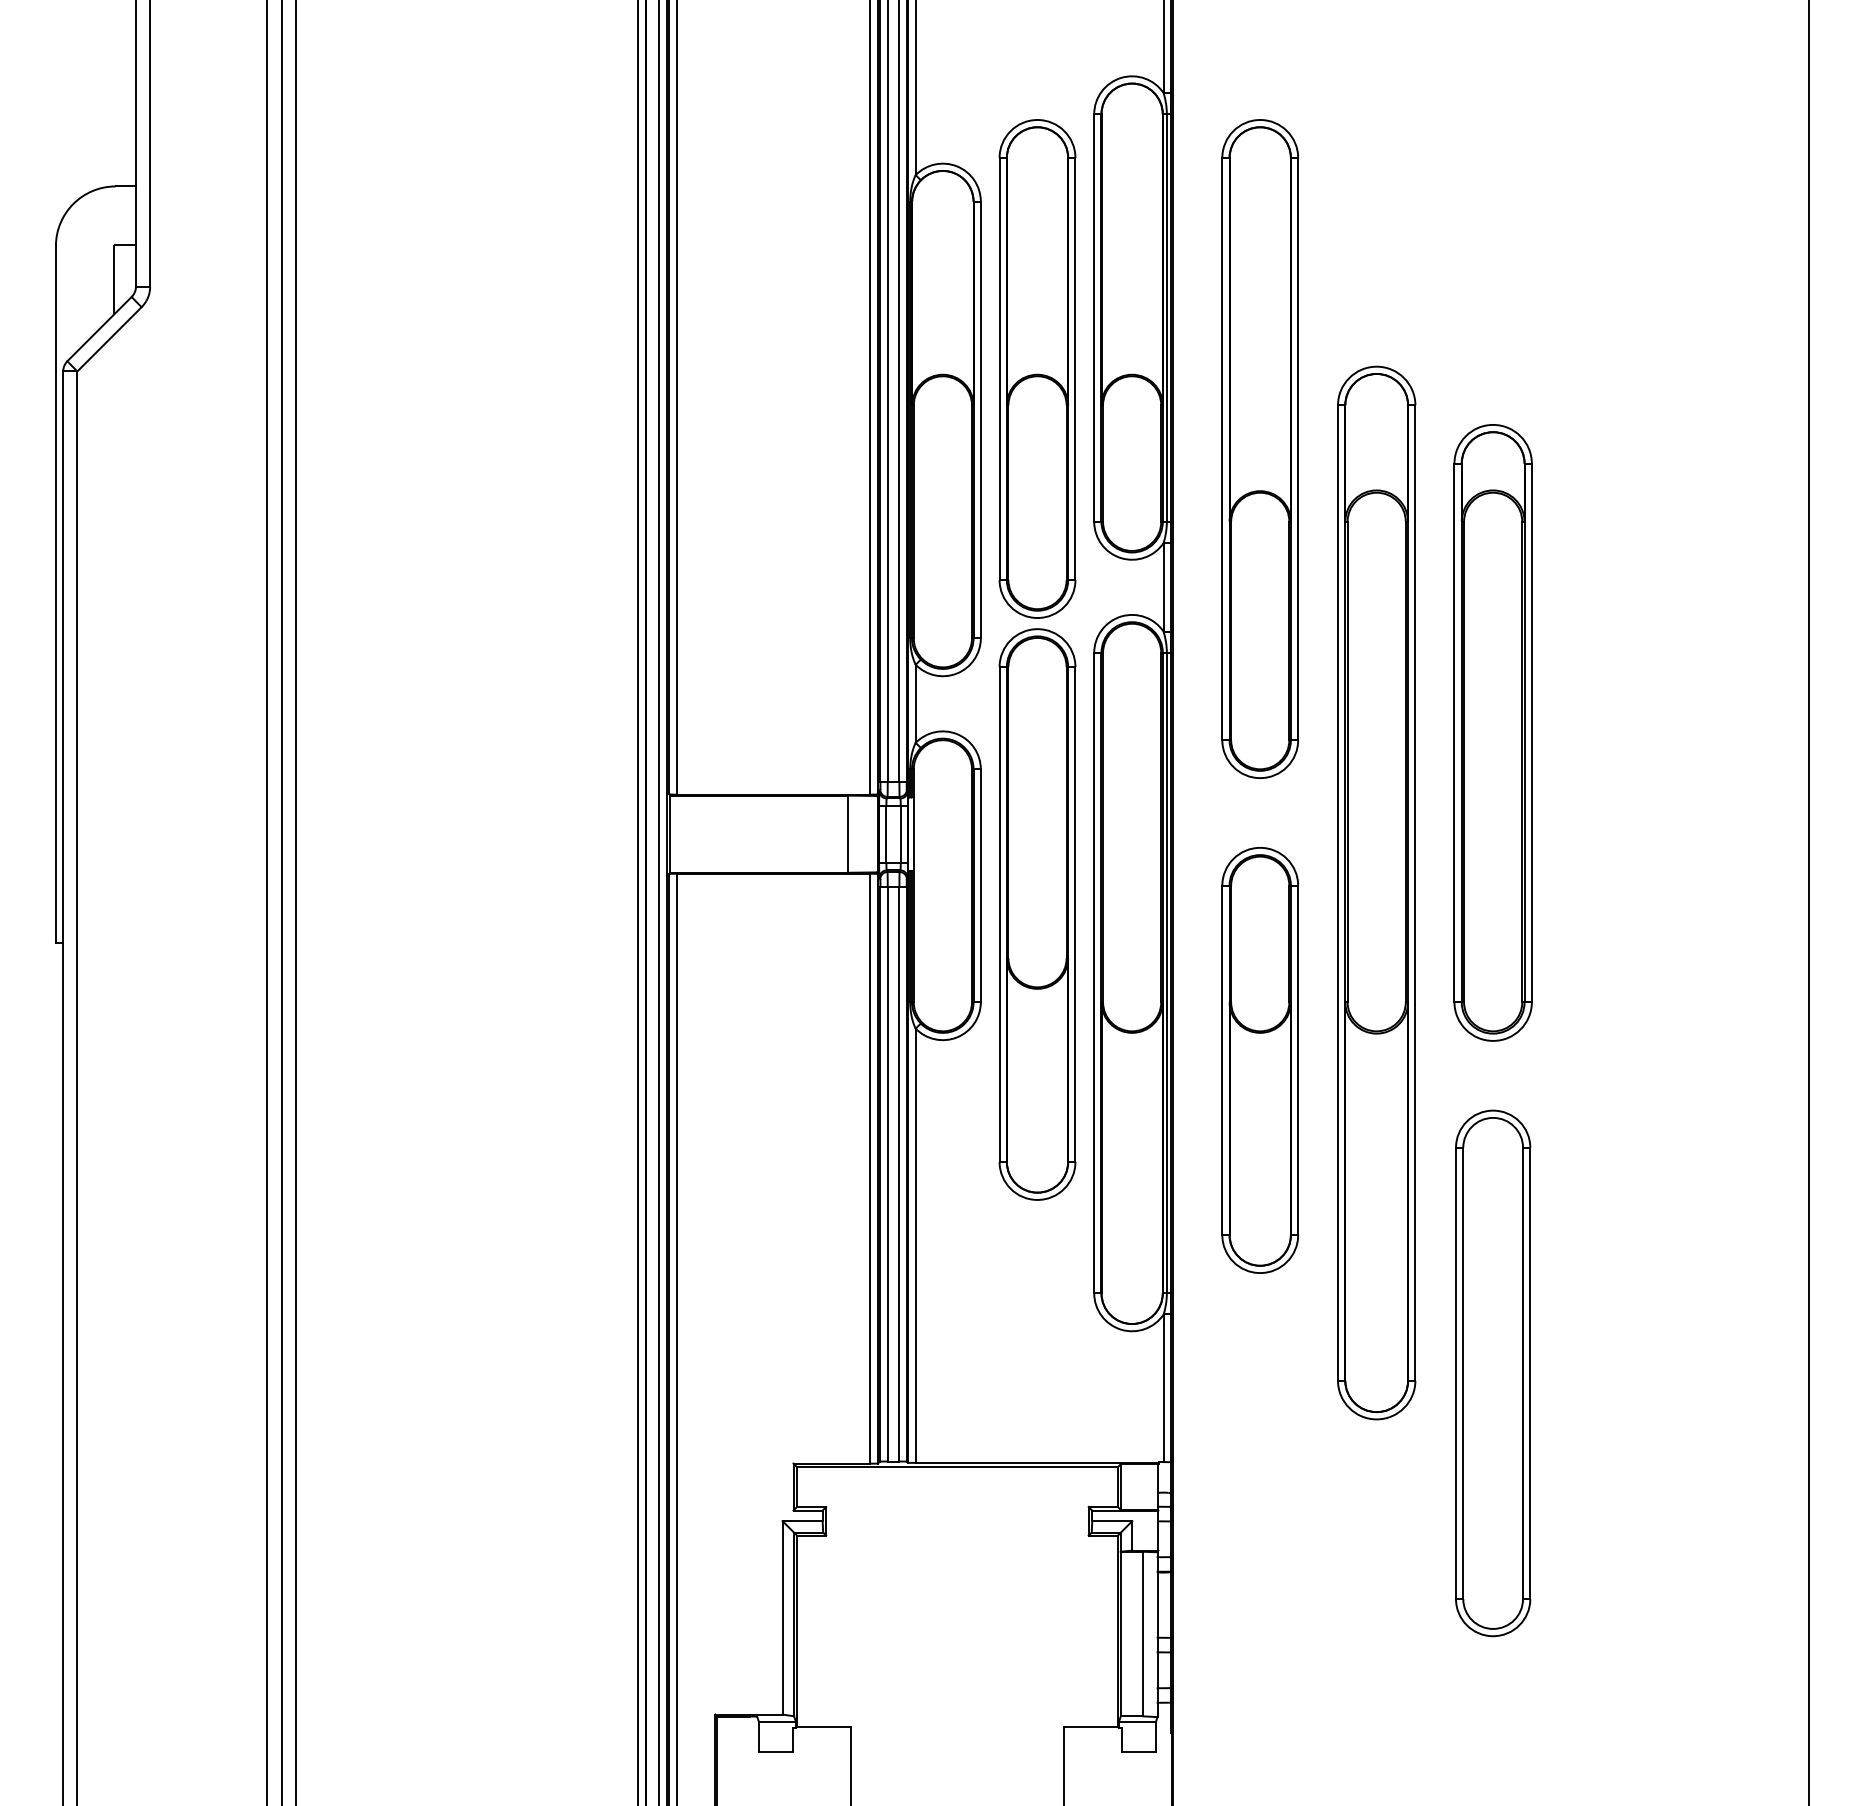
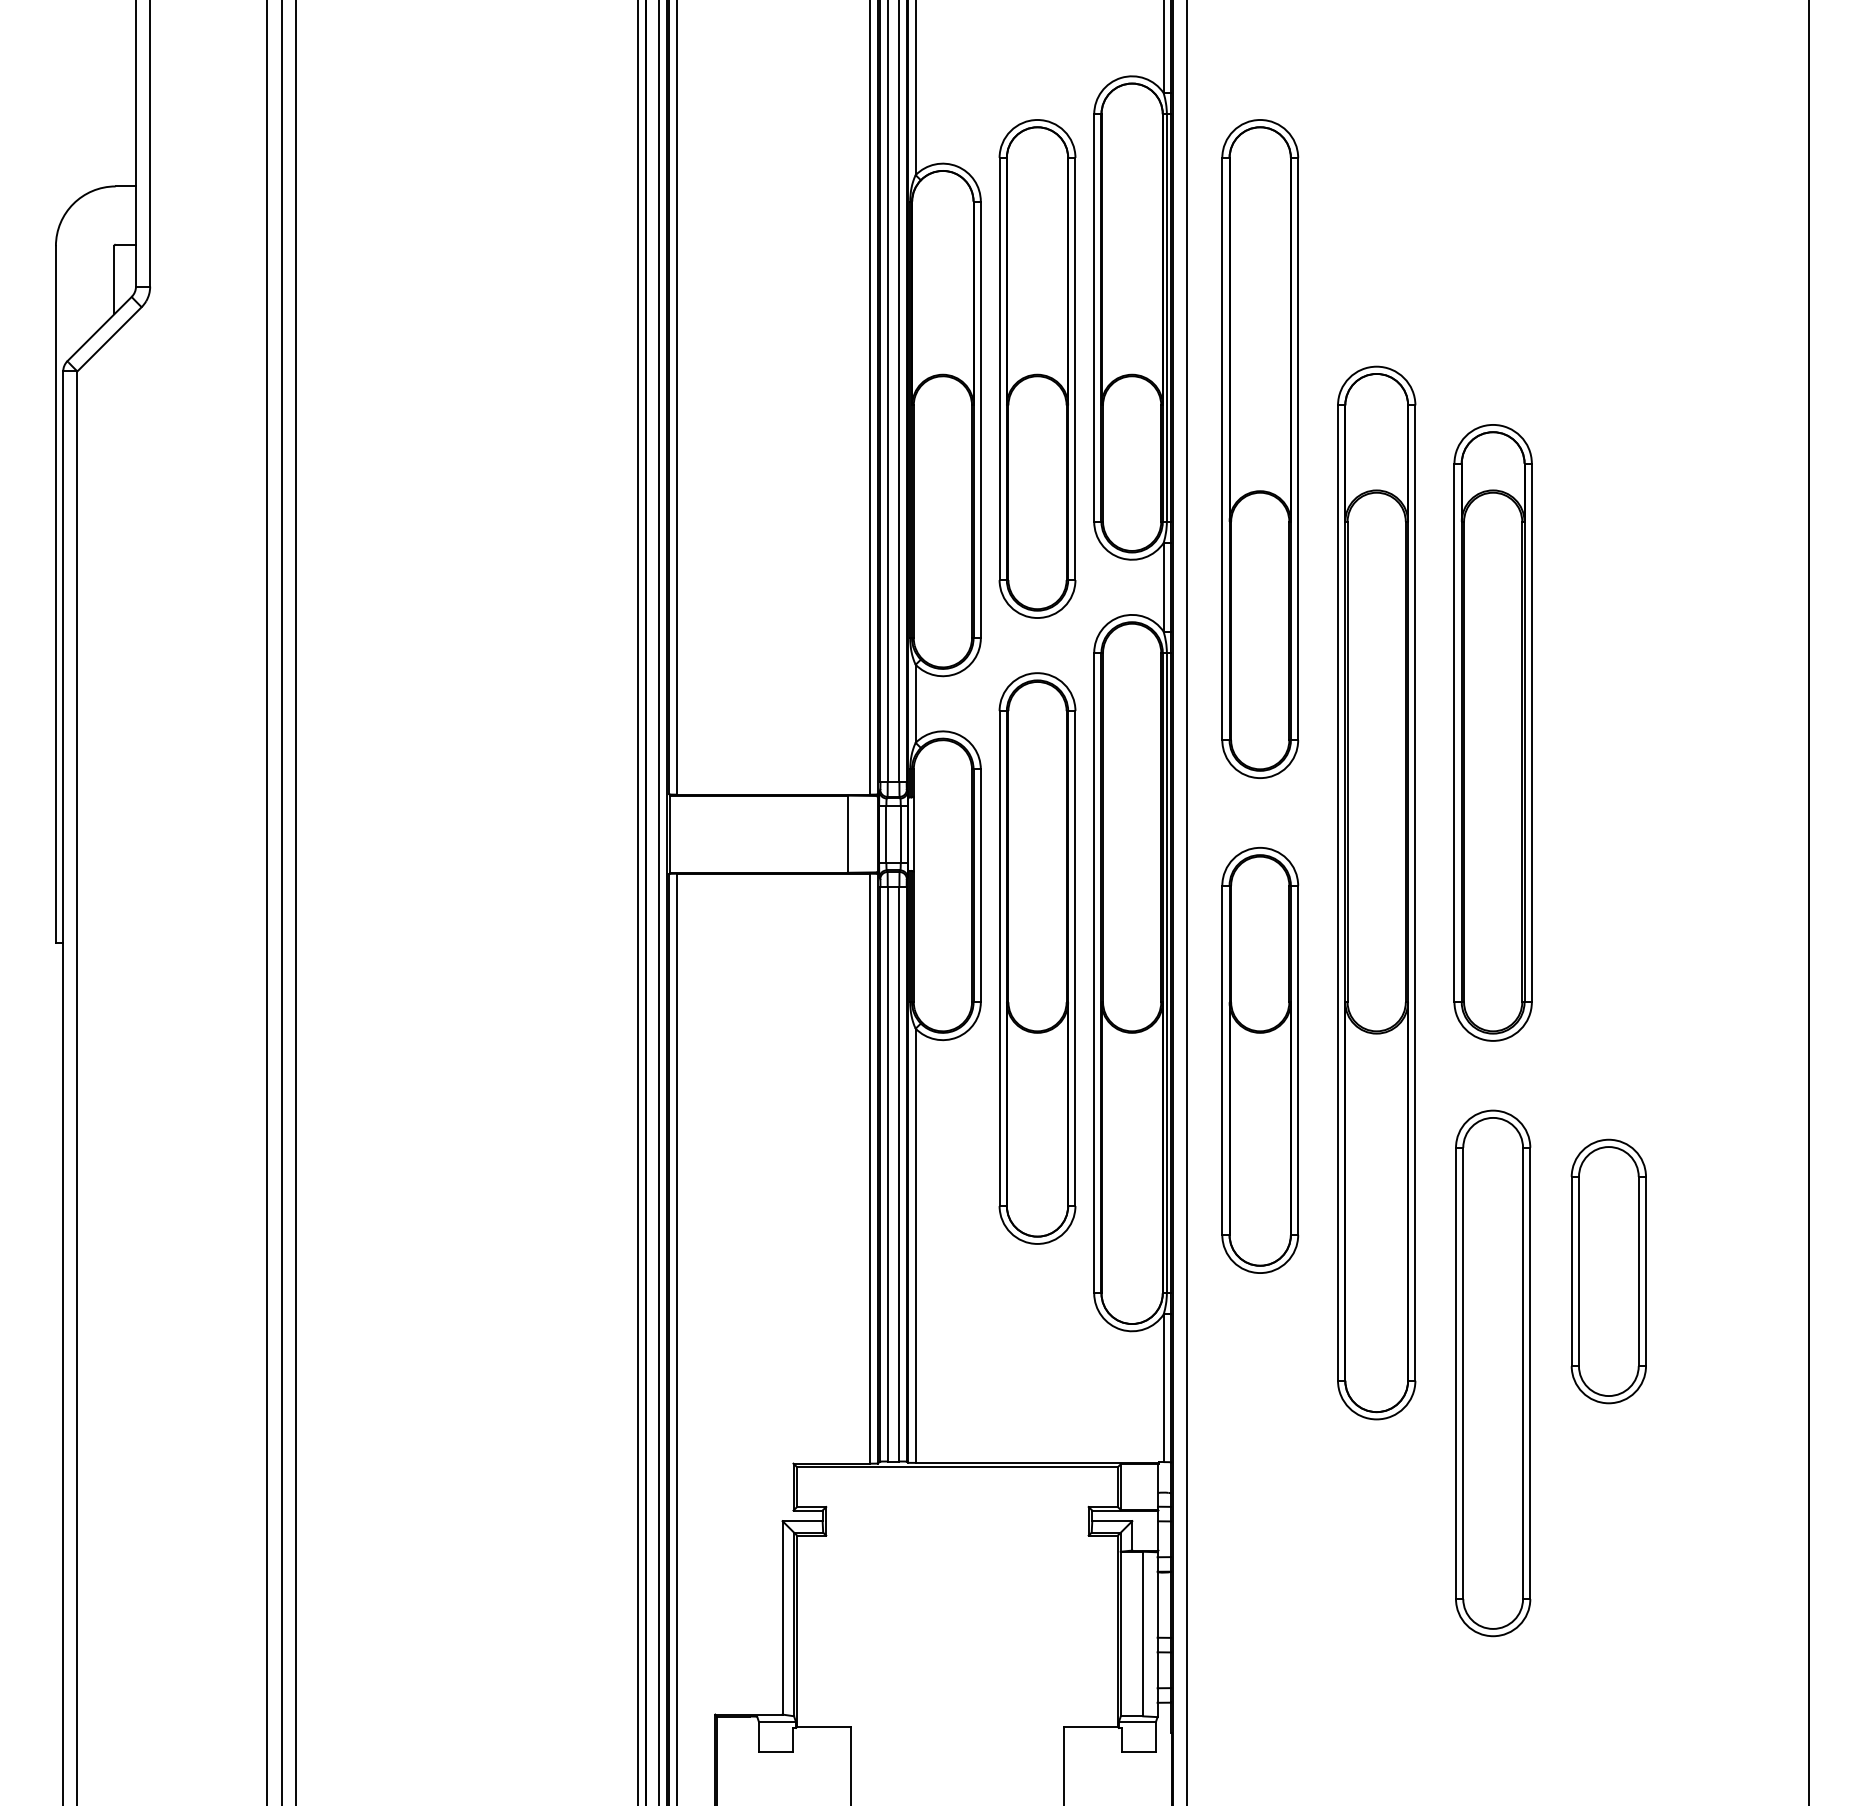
line: none -> present (1187, 902)
part position: (1037, 914) -> (1037, 958) (1037, 958)
part: none -> present (1608, 1271)
